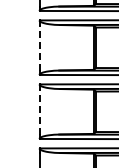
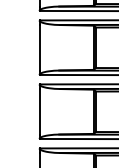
line: dashed -> solid (39, 47)
line: dashed -> solid (39, 111)
